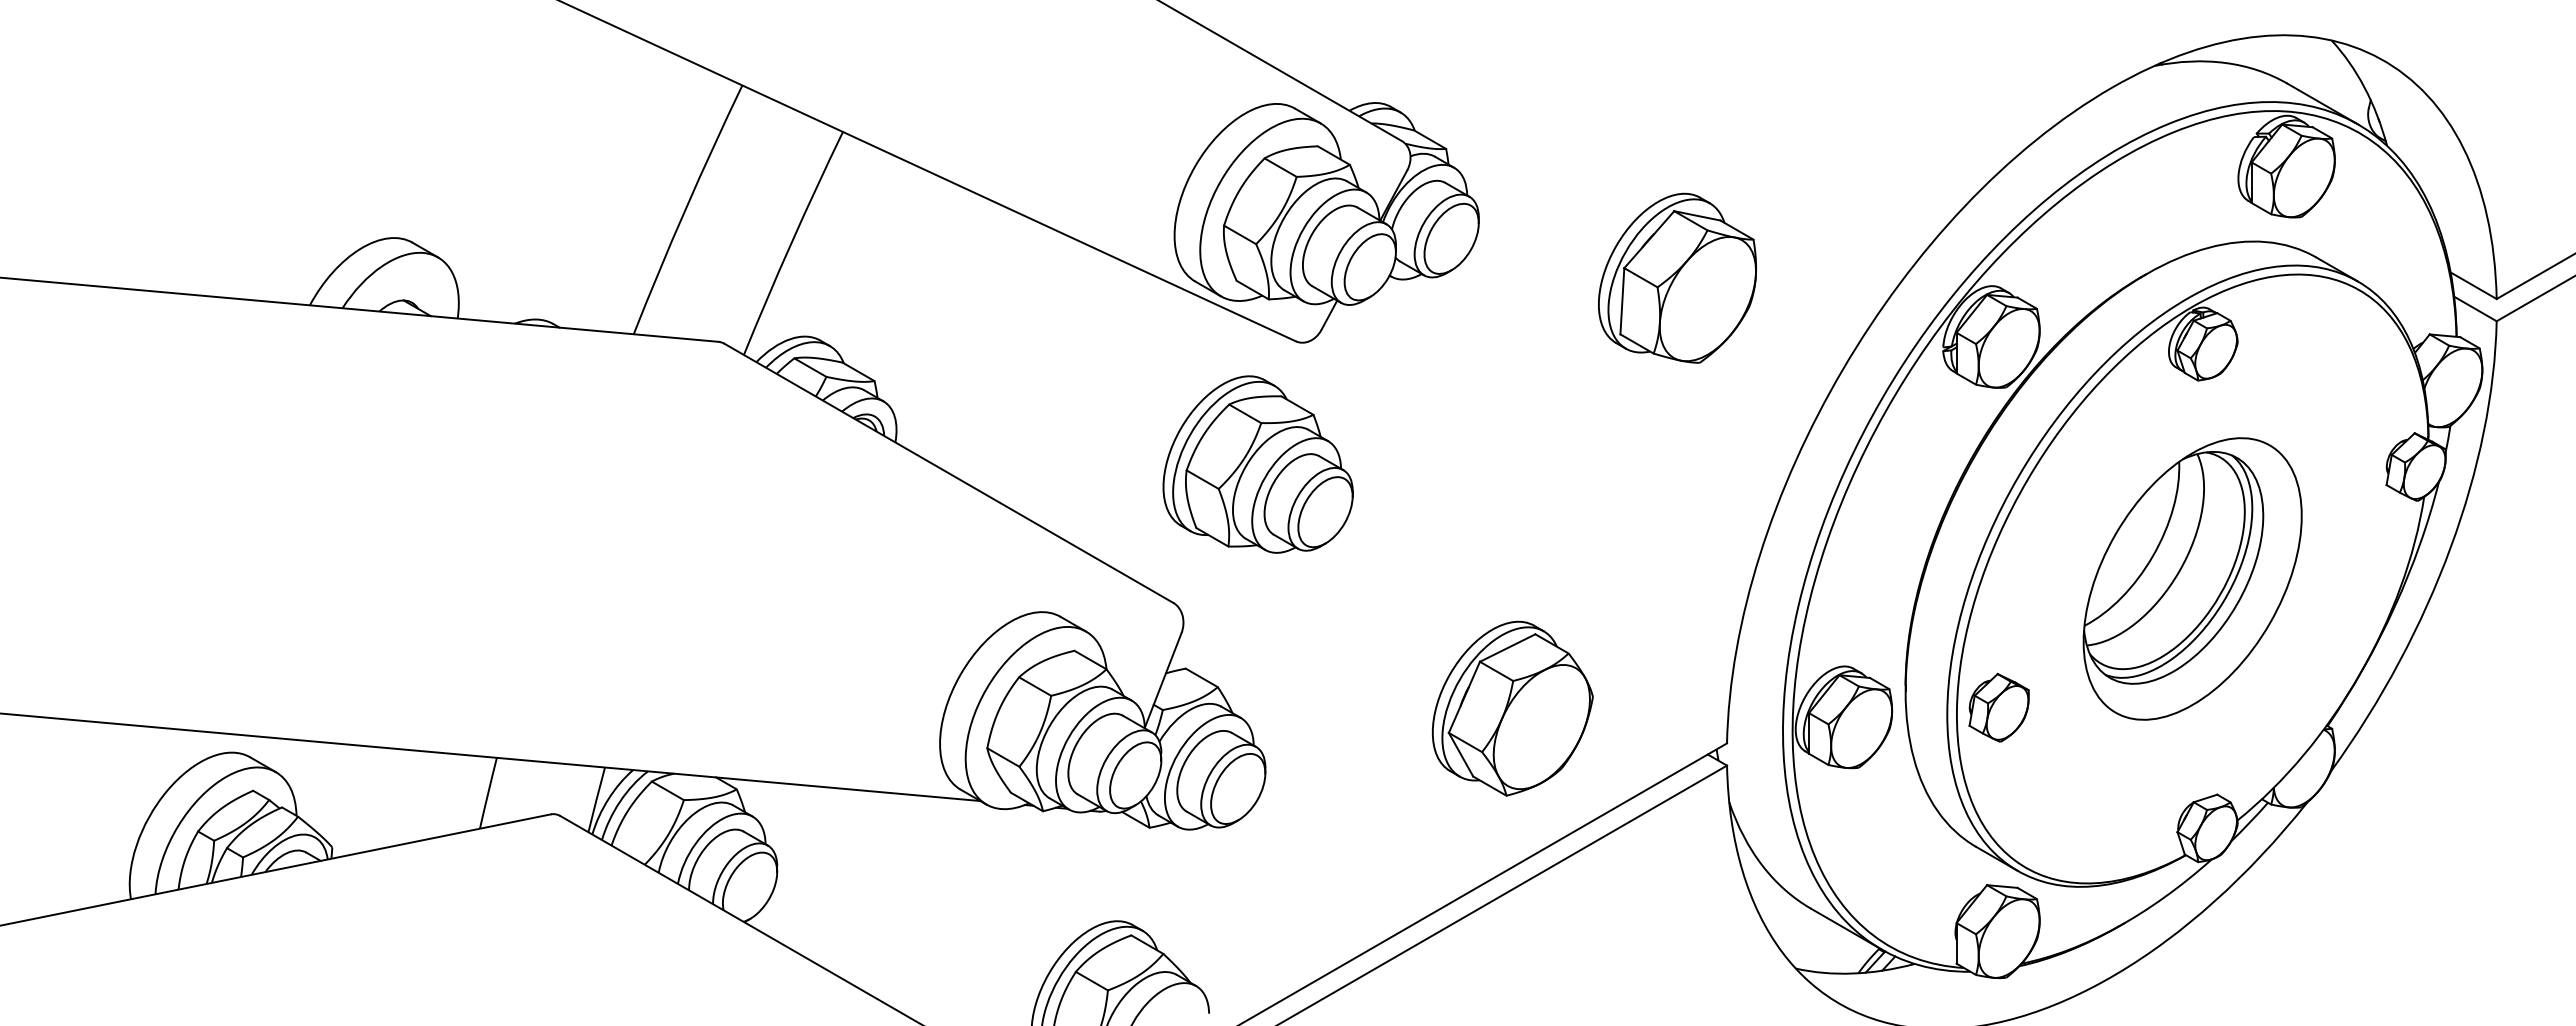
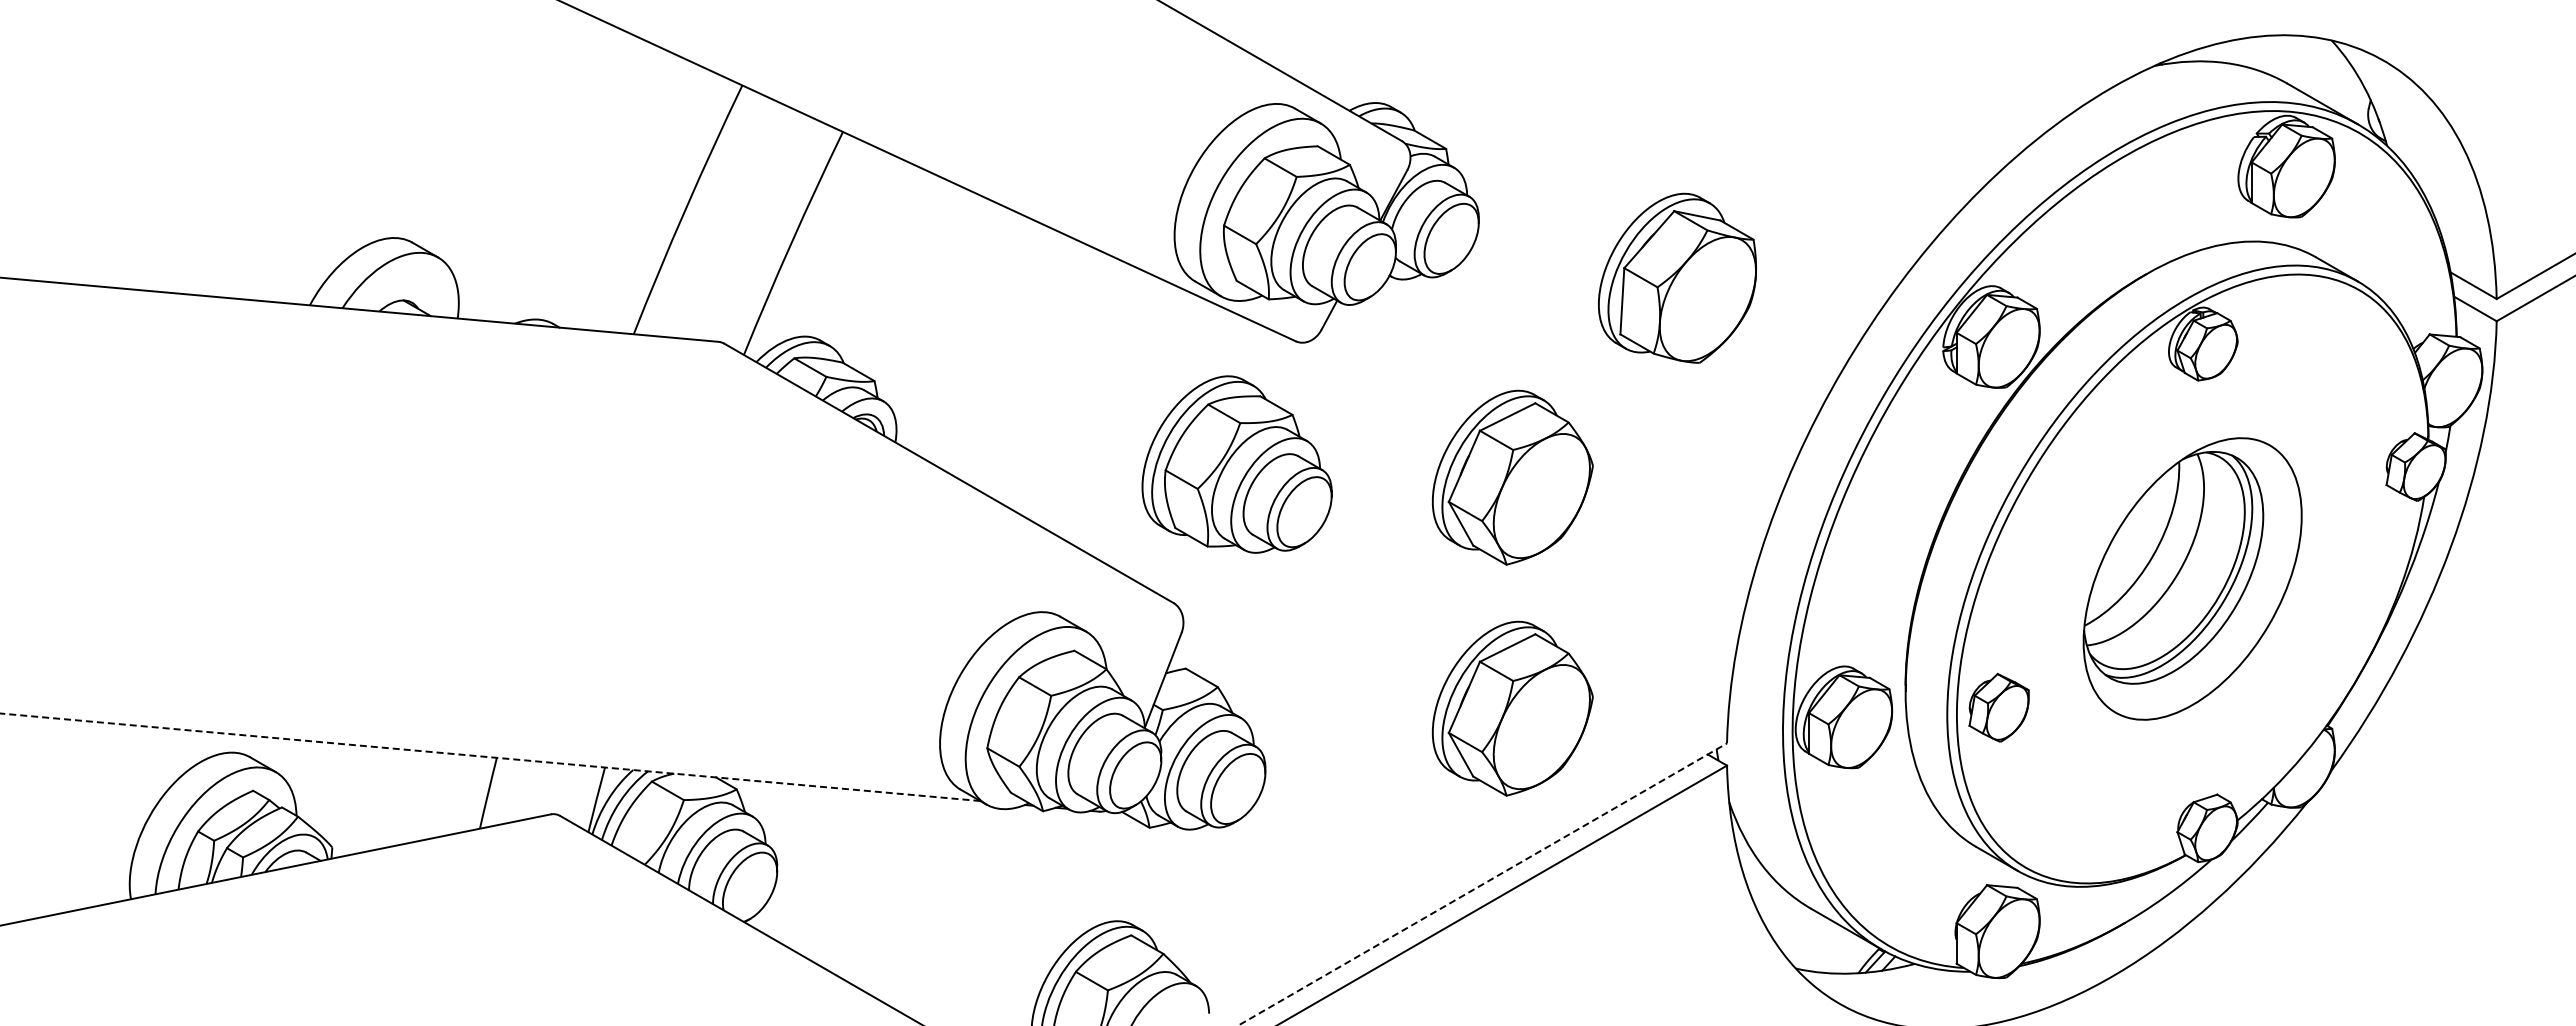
part position: (1257, 464) -> (1236, 464) (1236, 464)
part: none -> present (1512, 477)
line: solid -> dashed (490, 757)
line: solid -> dashed (1482, 884)
